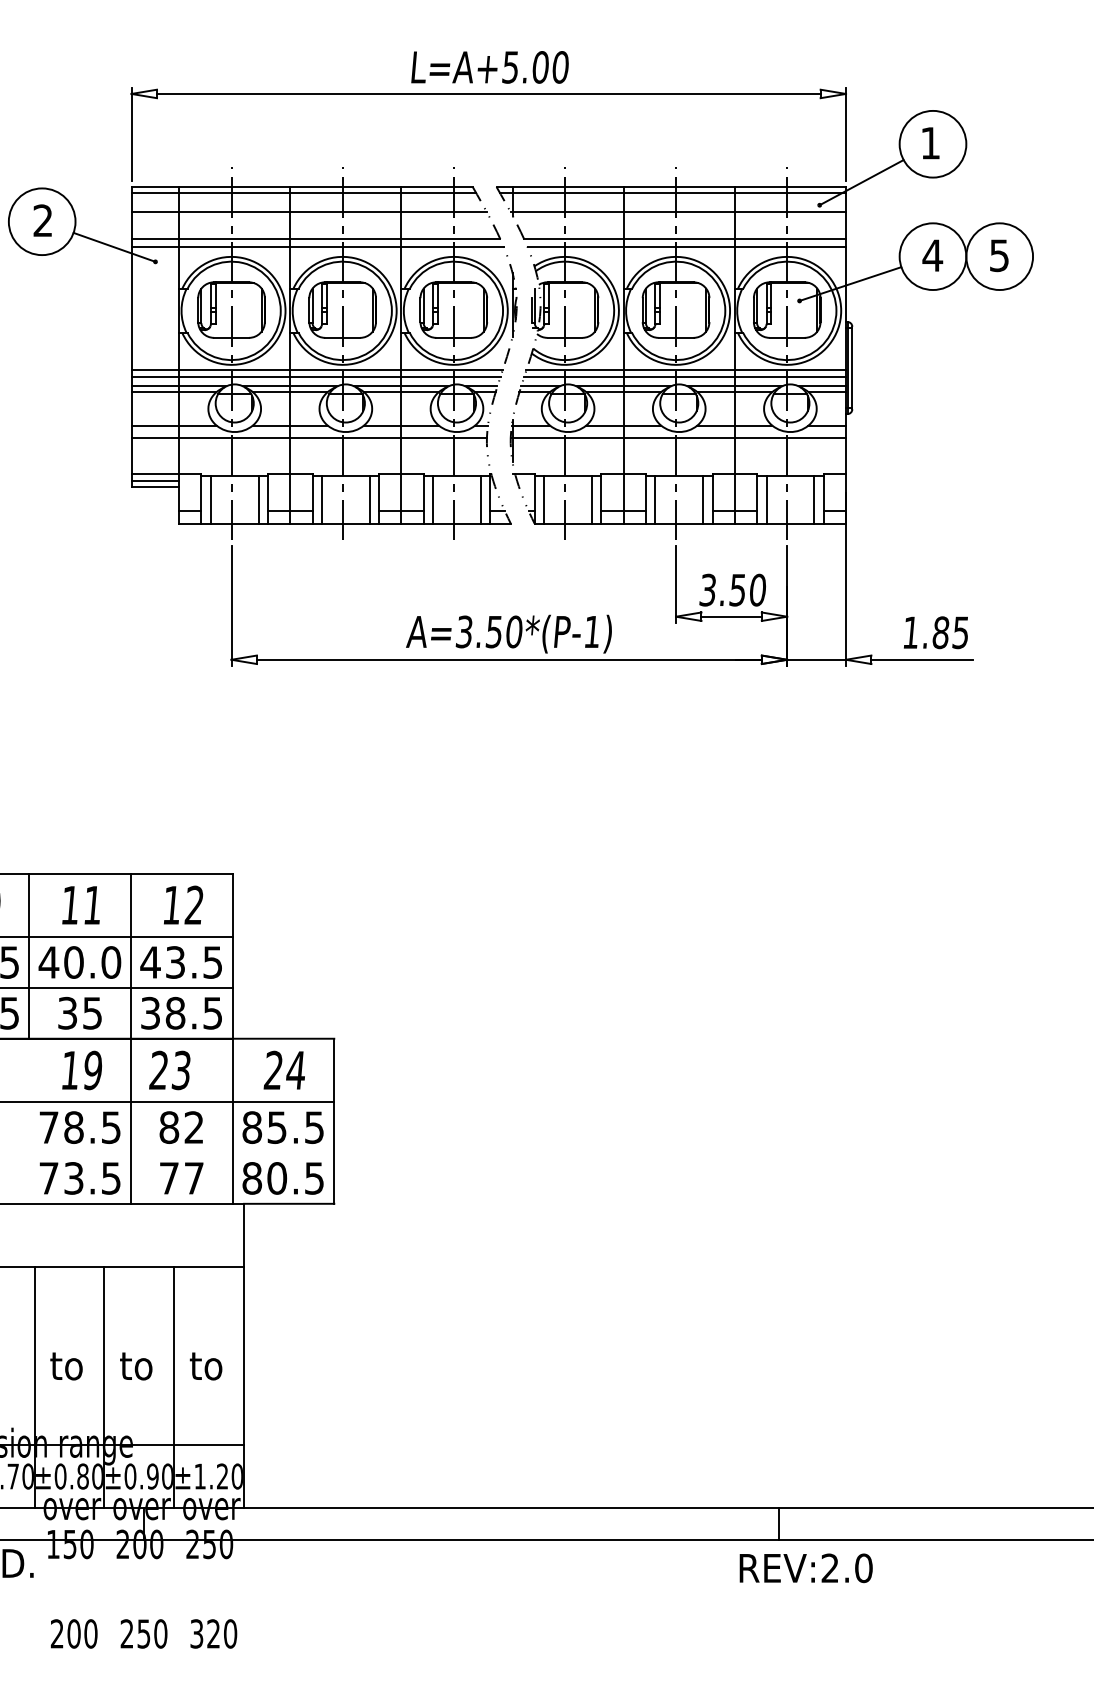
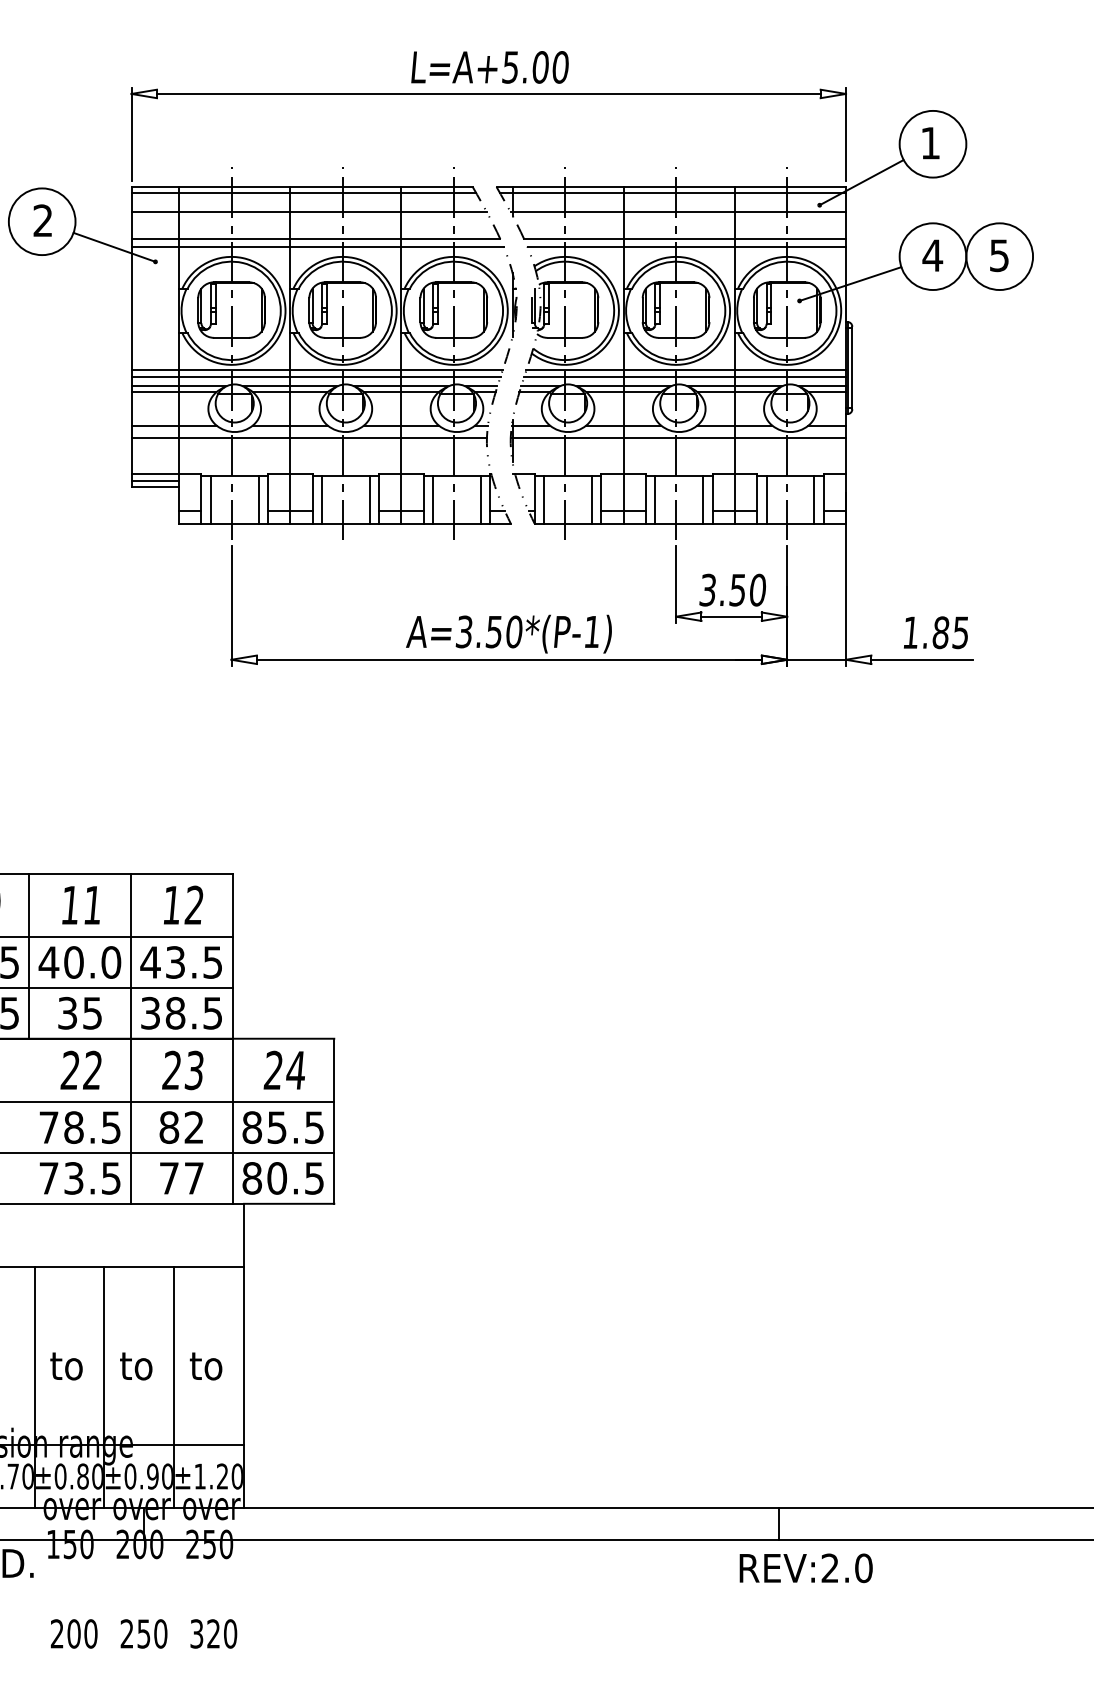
text: 19 -> 22 (81, 1070)
text position: (169, 1070) -> (182, 1070) (182, 1070)
line: none -> present (168, 1153)
